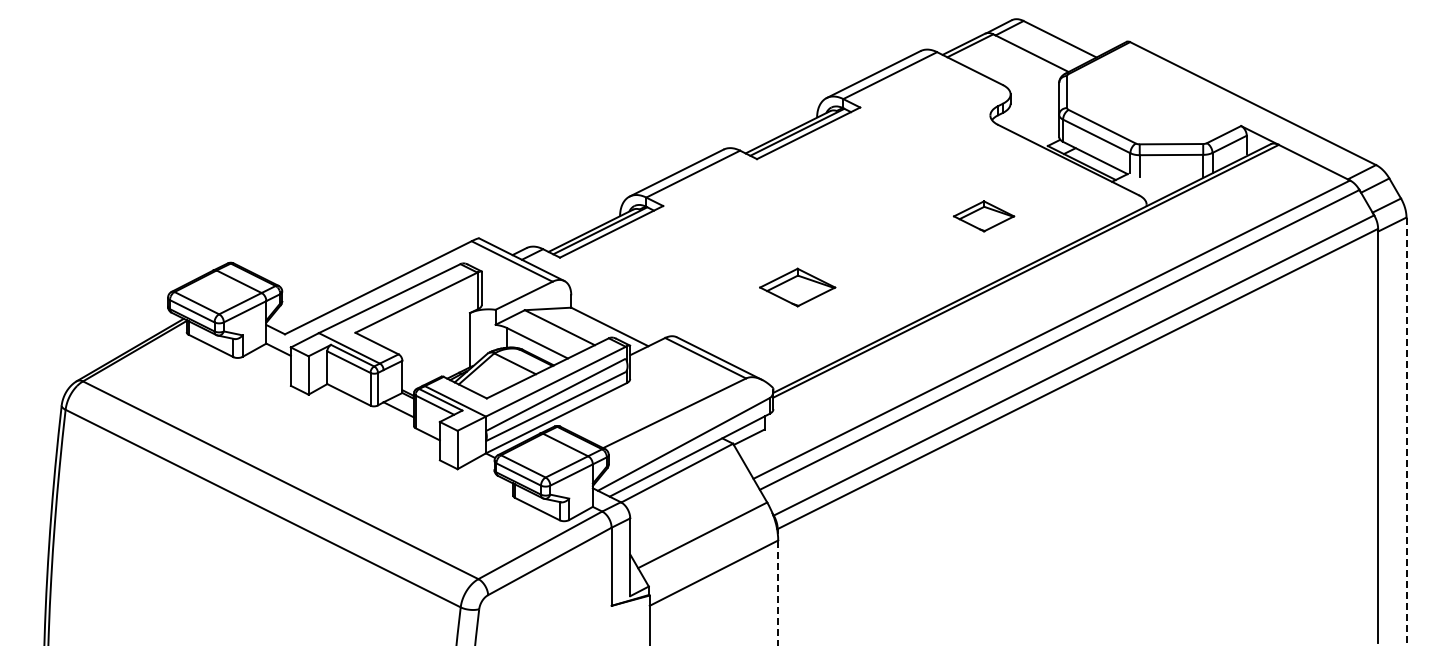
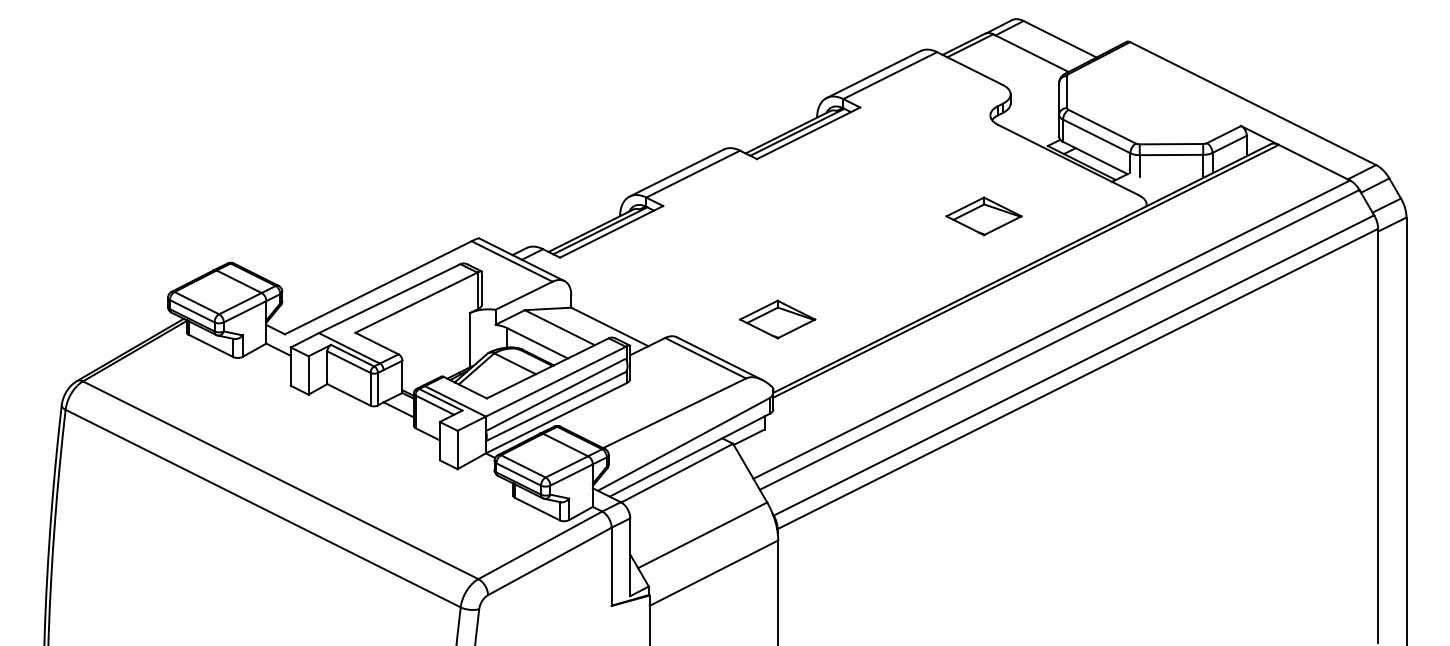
part size: 63x33 px -> 78x41 px (983, 216)
part position: (797, 287) -> (777, 319) (777, 319)
line: dashed -> solid (1406, 431)
line: dashed -> solid (778, 593)
